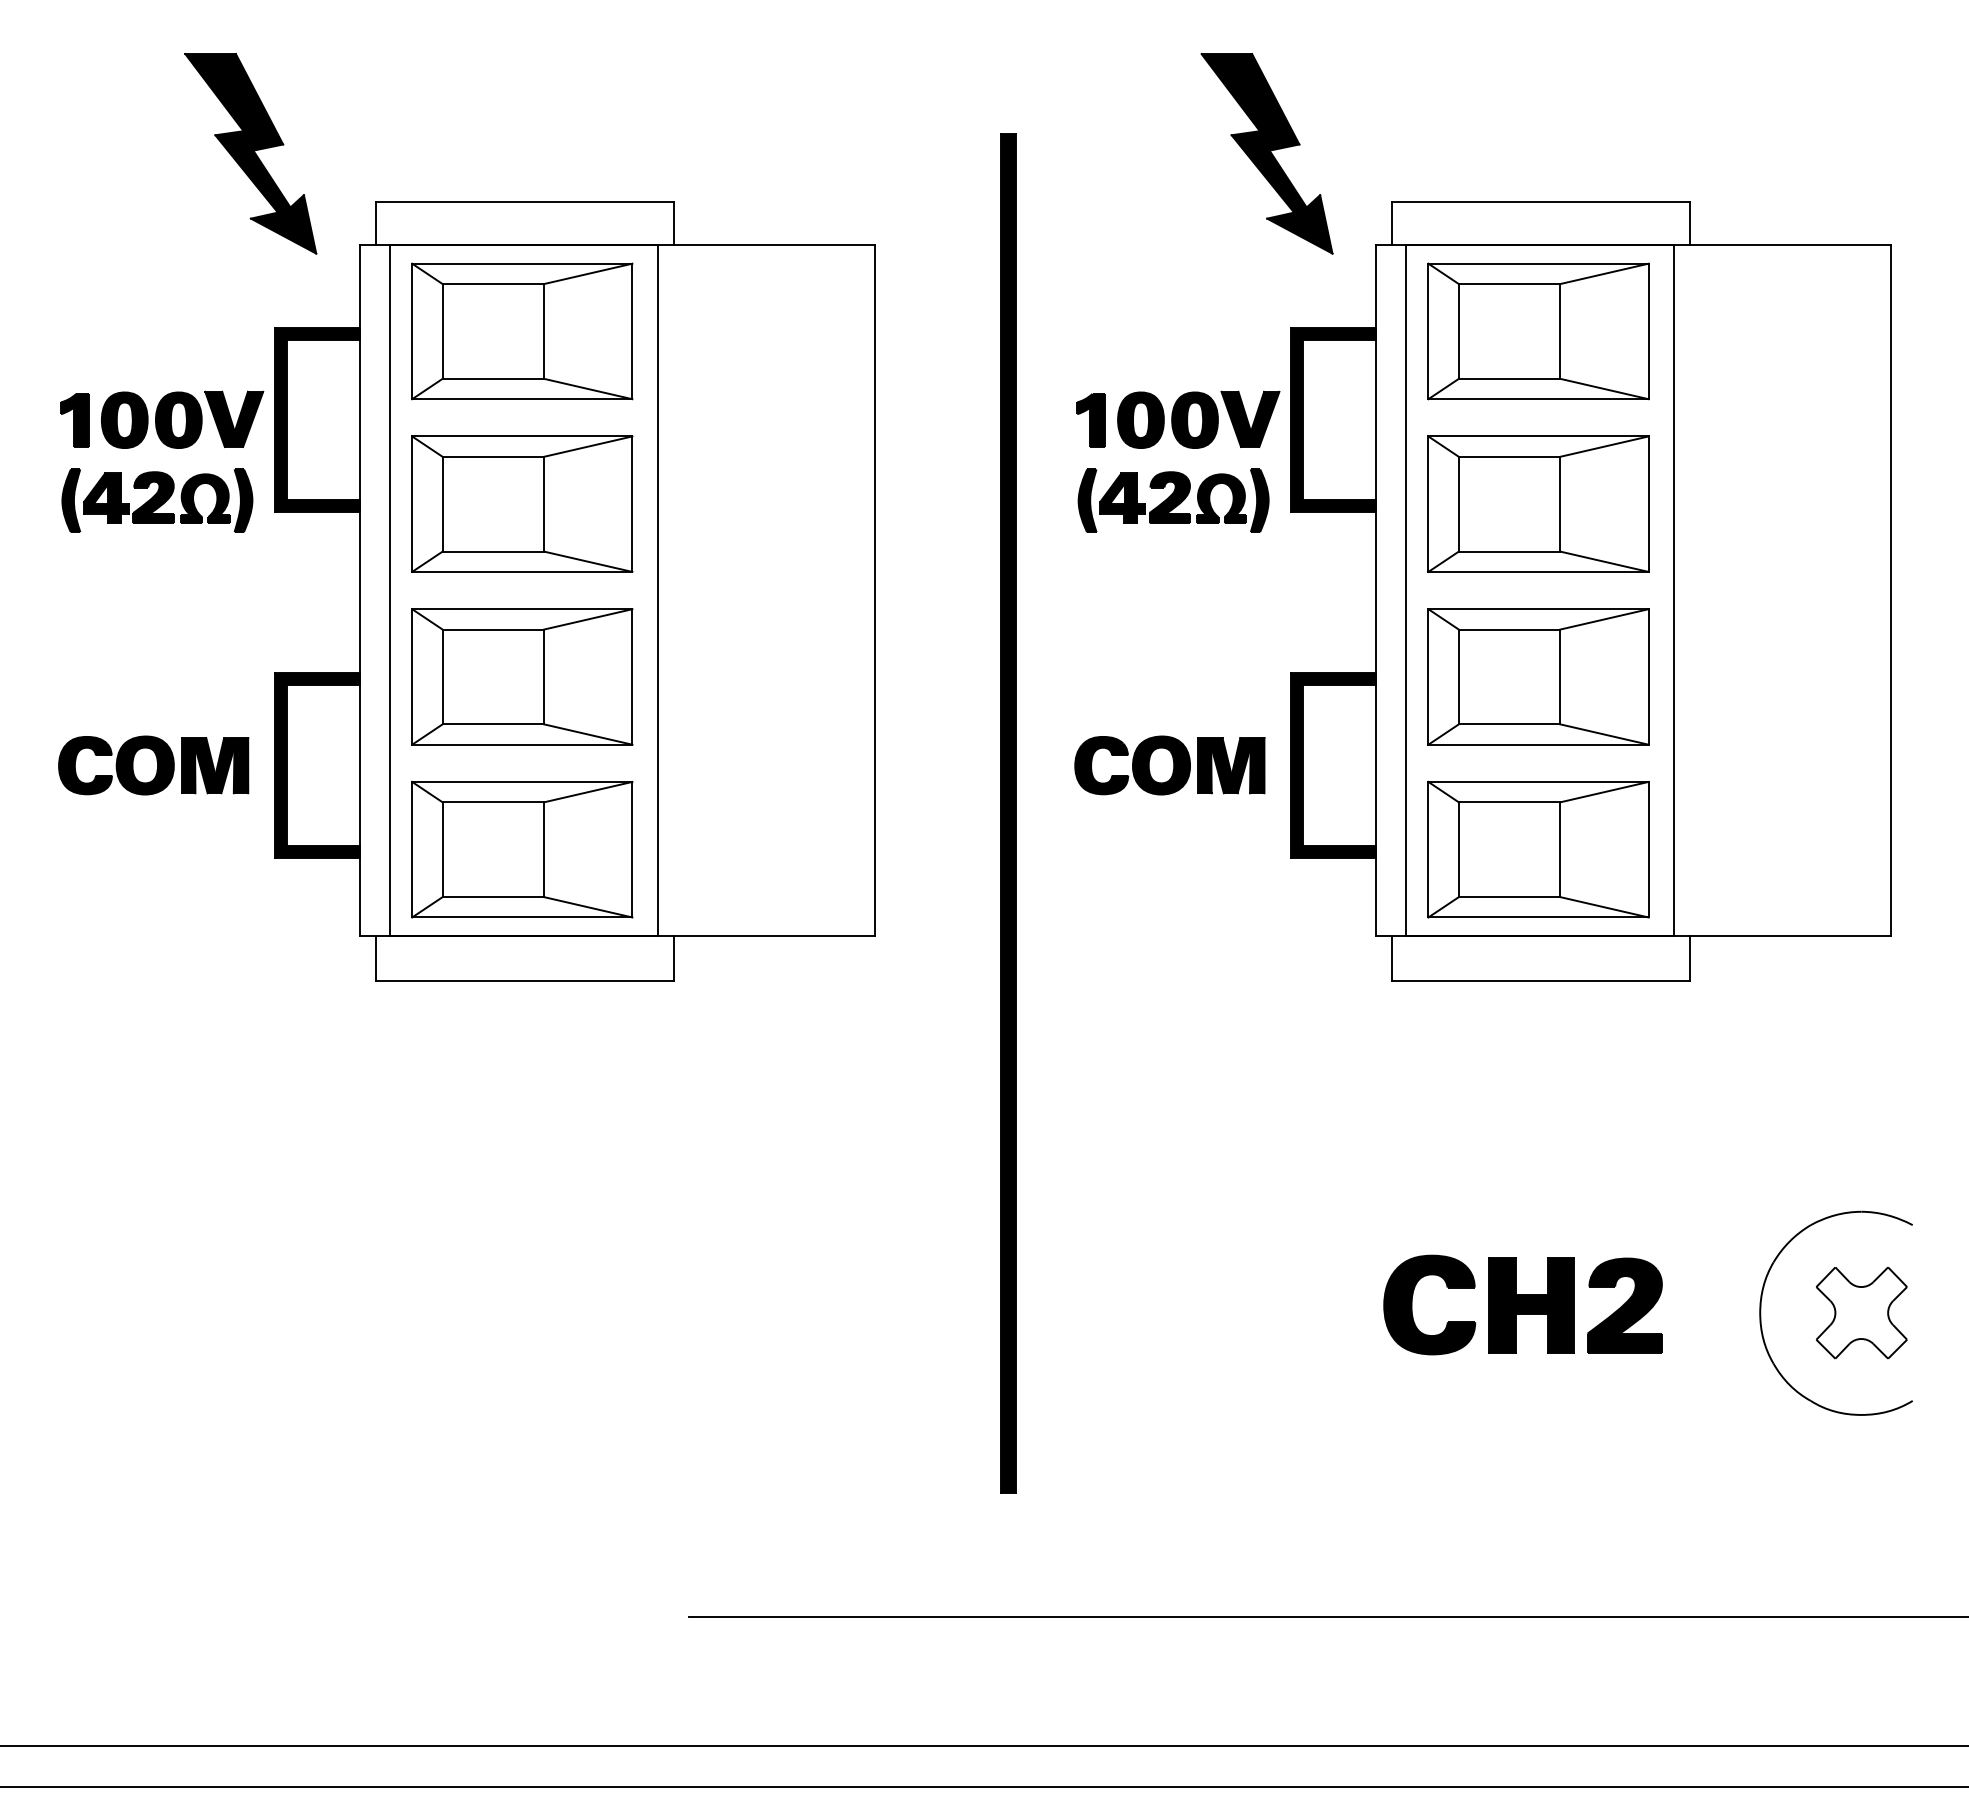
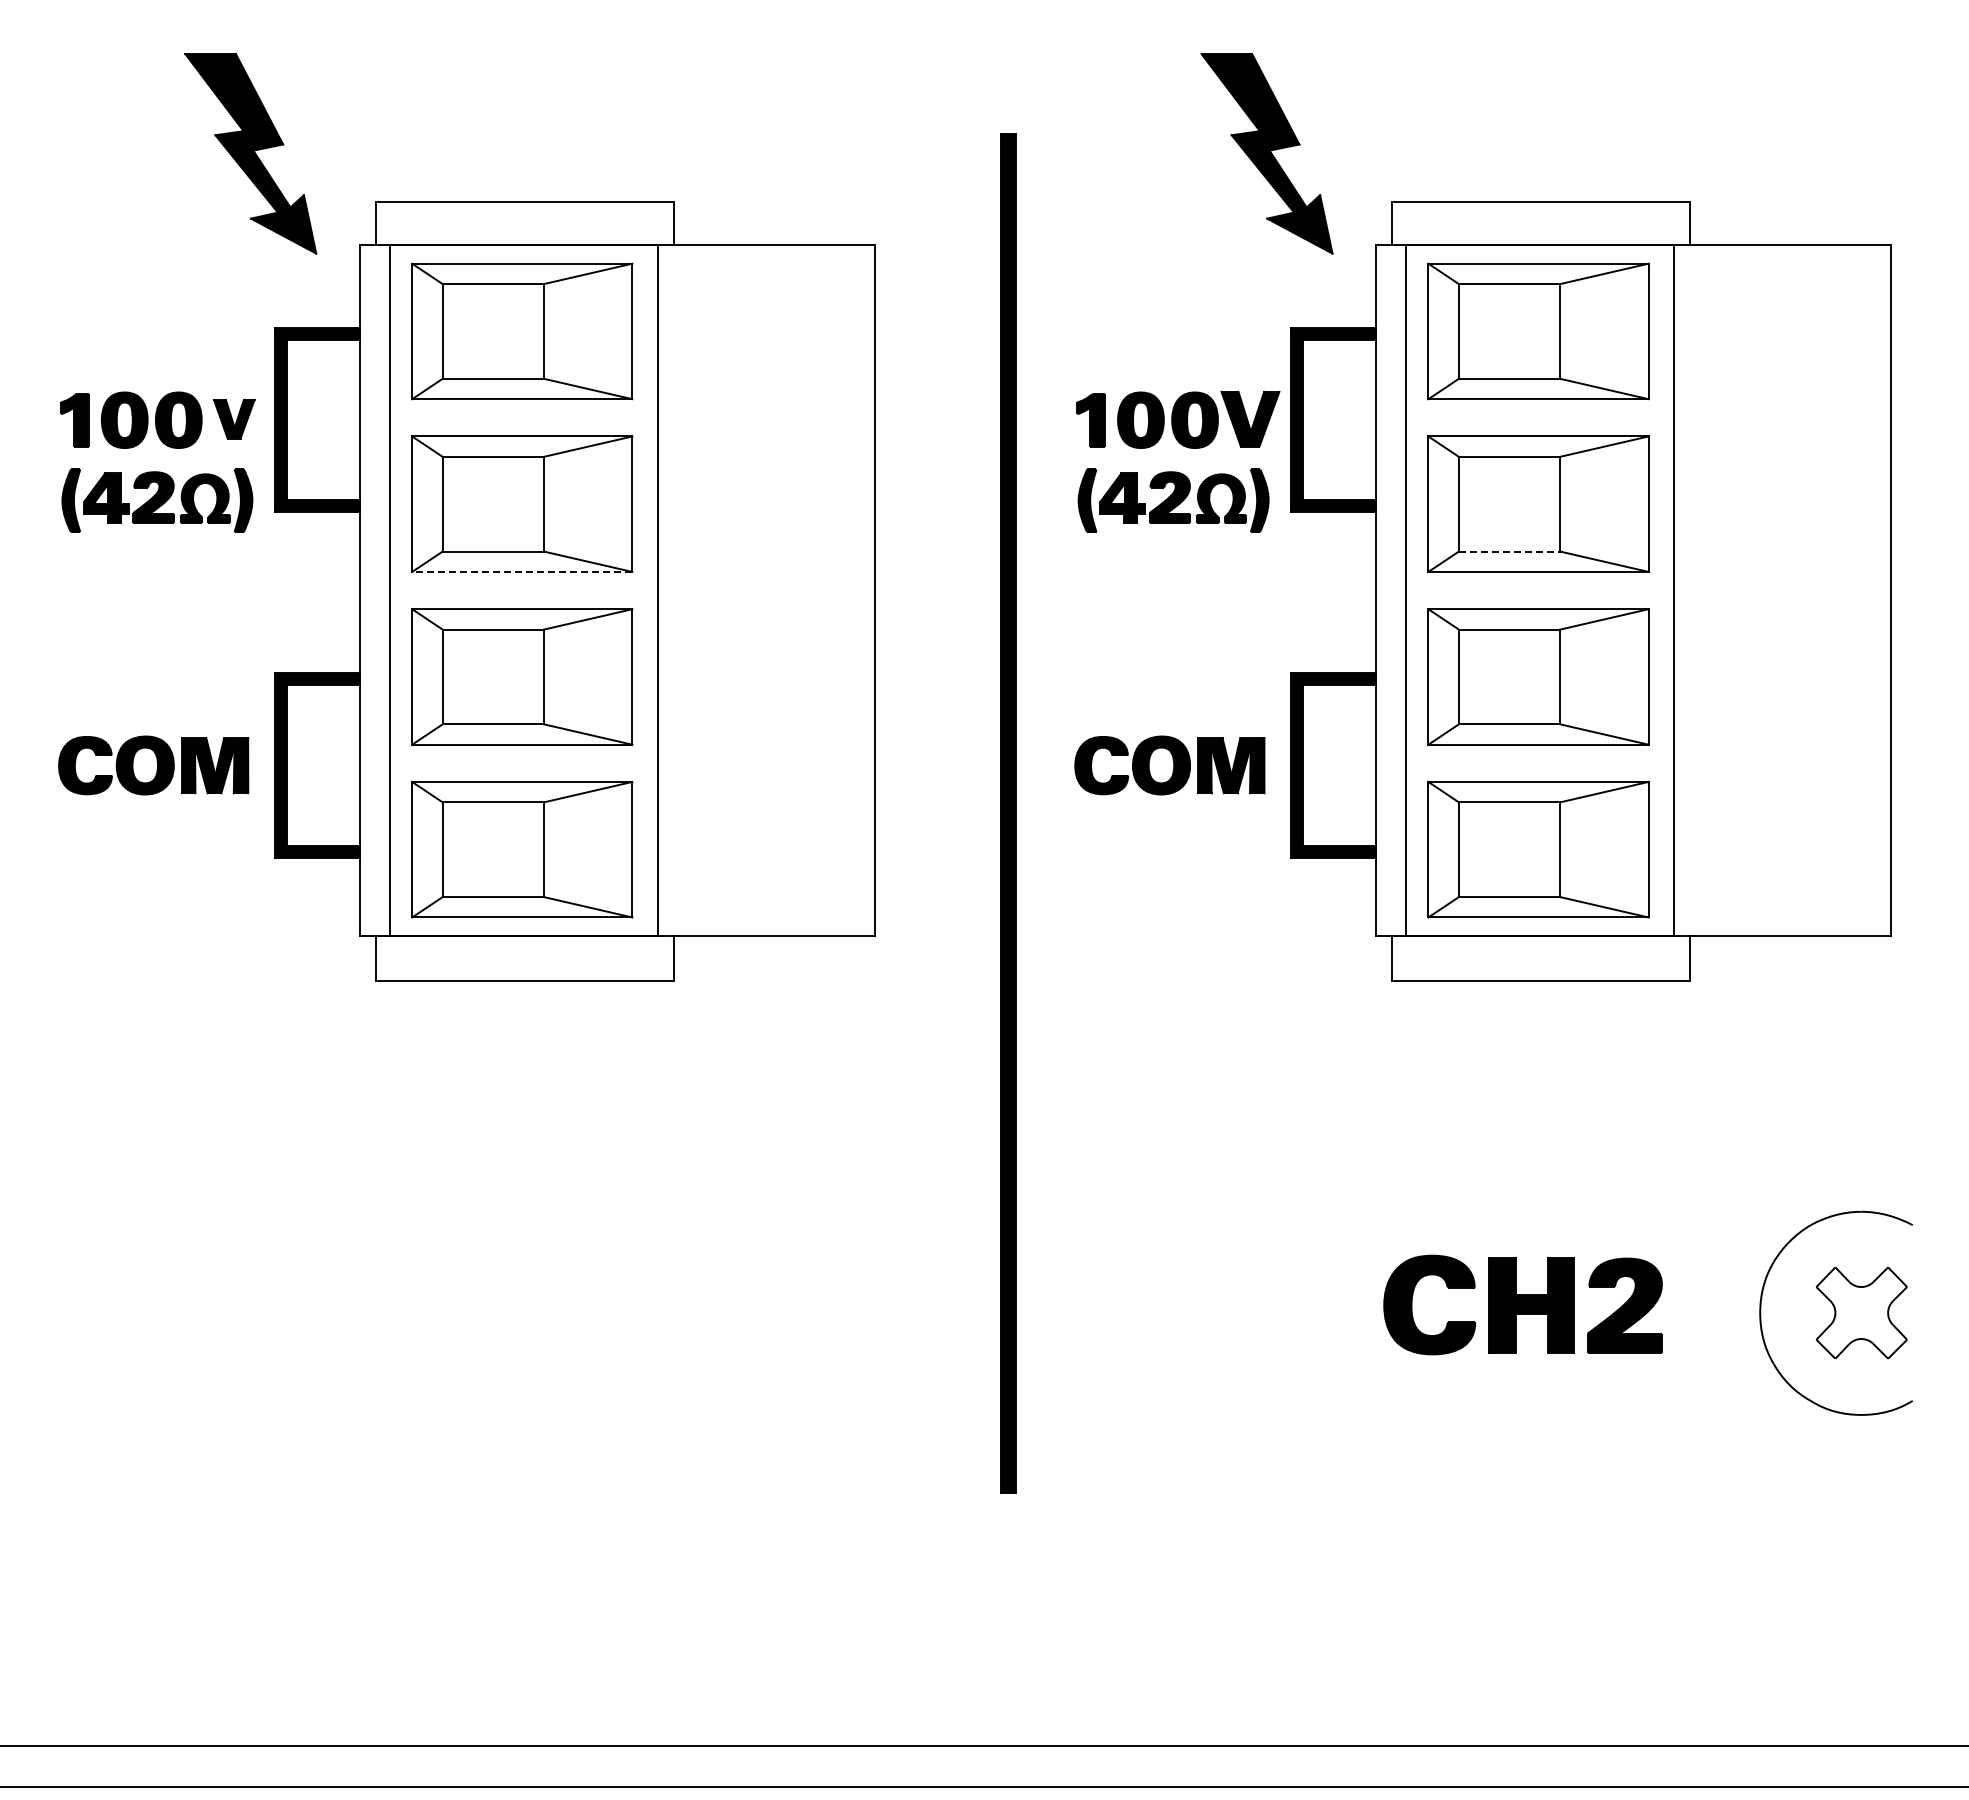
part size: 61x58 px -> 43x41 px (234, 419)
line: solid -> dashed (1509, 551)
line: solid -> dashed (521, 571)
line: present -> none (1326, 1617)
